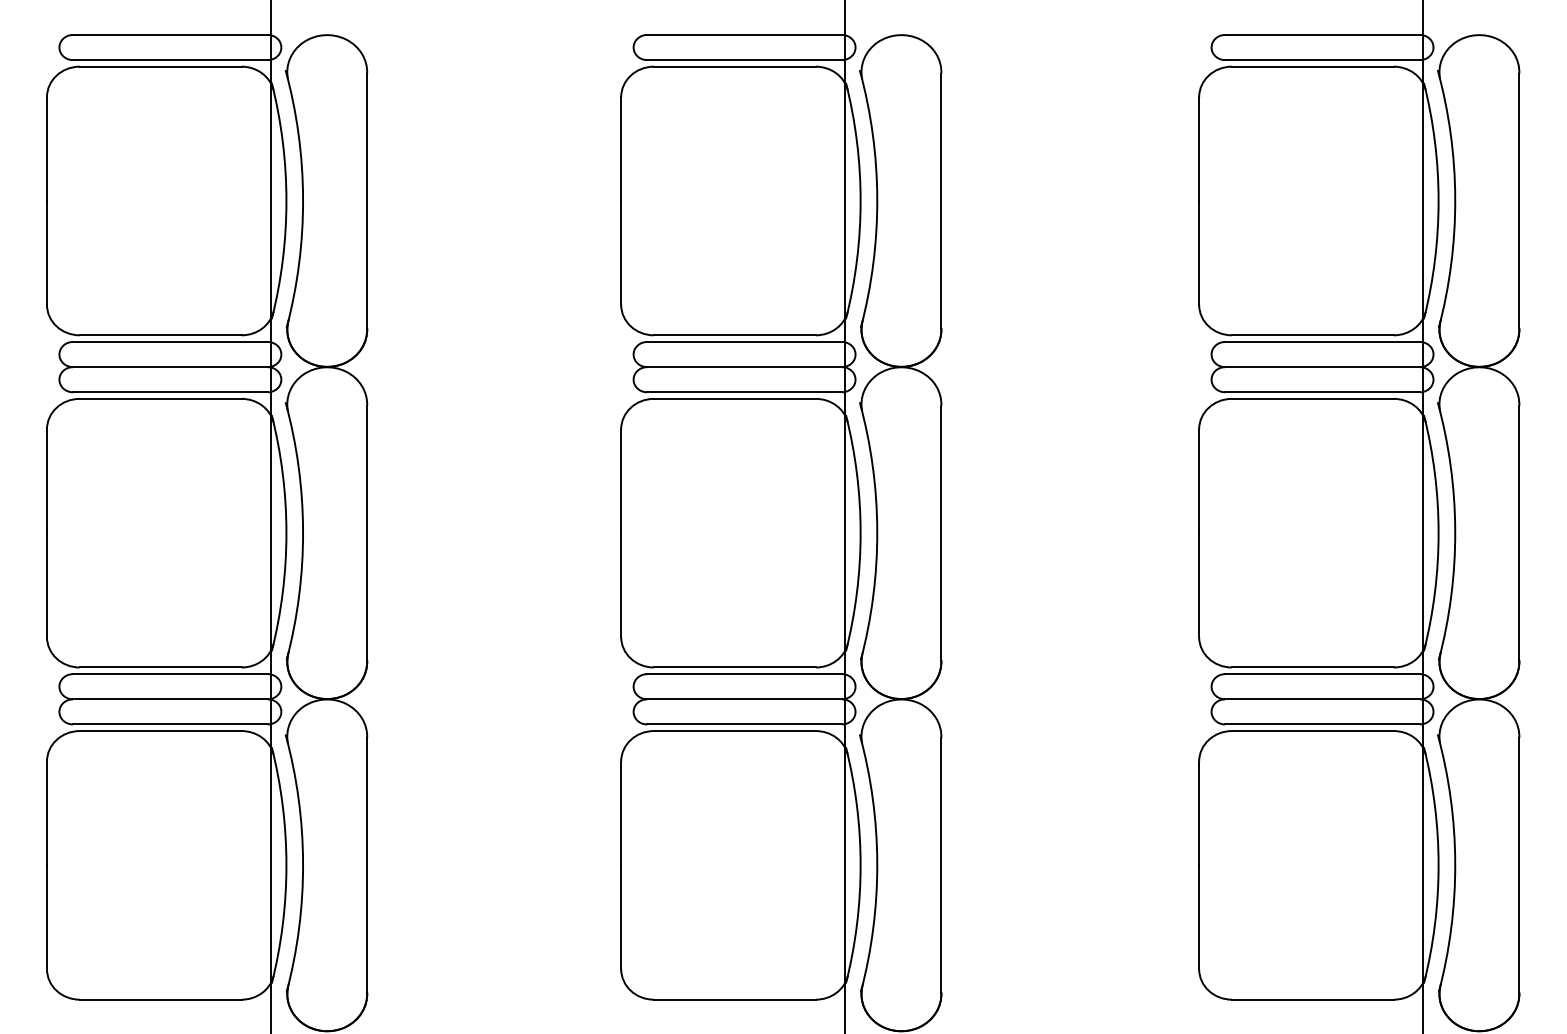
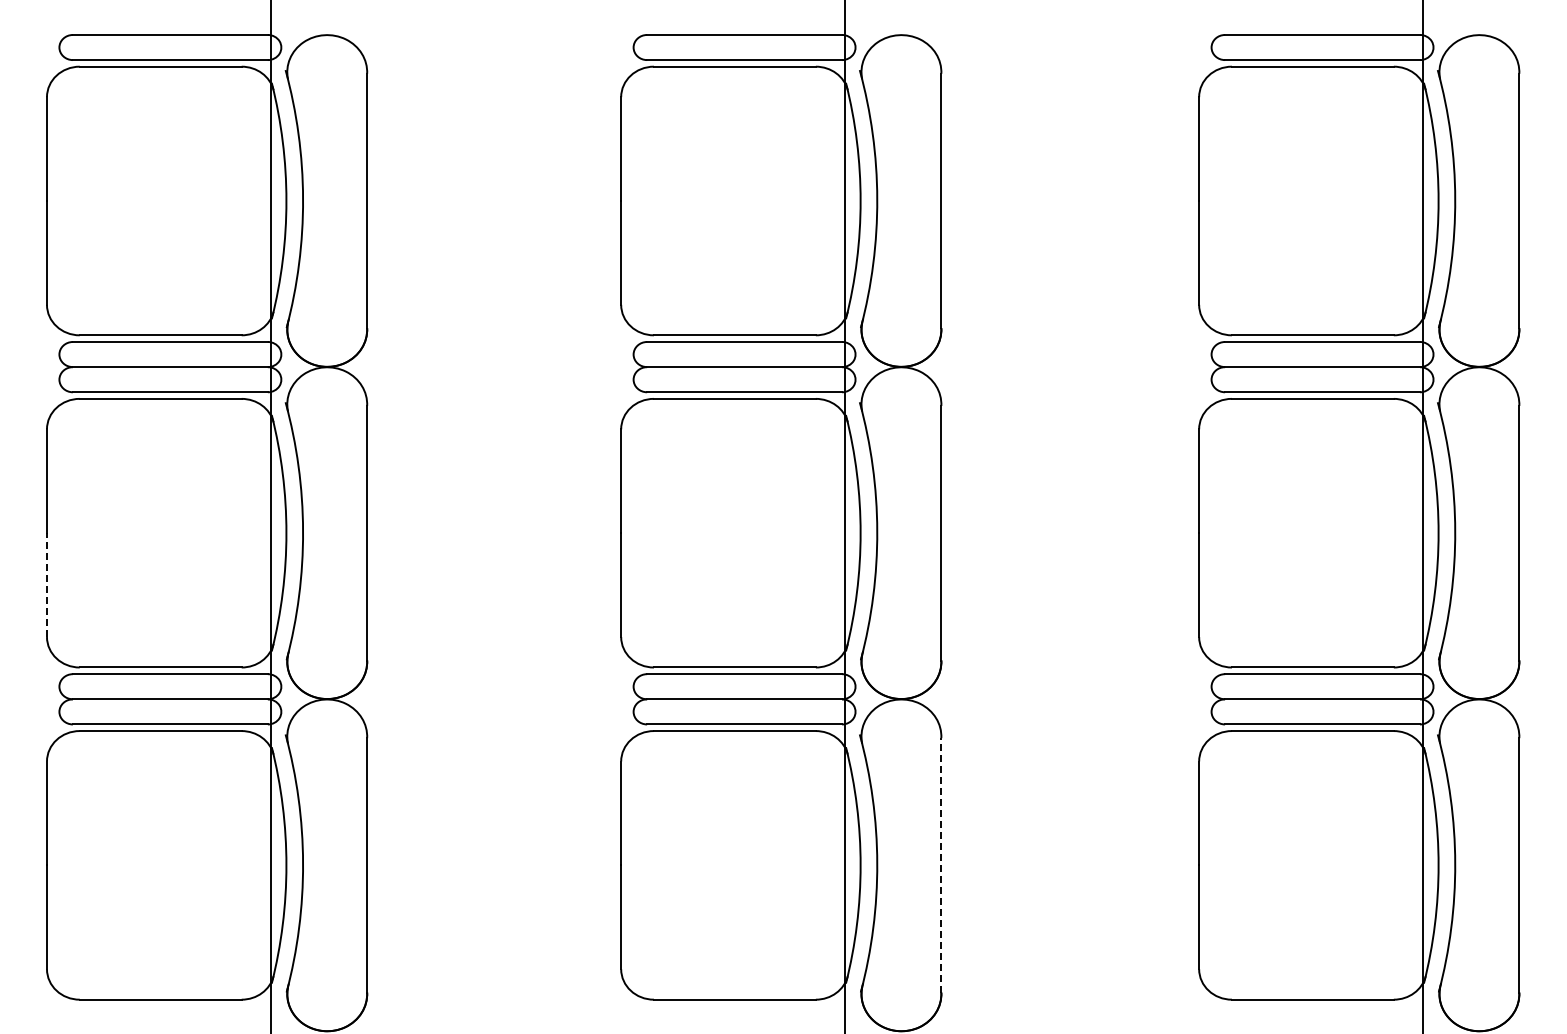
line: solid -> dashed (47, 585)
line: solid -> dashed (941, 864)
